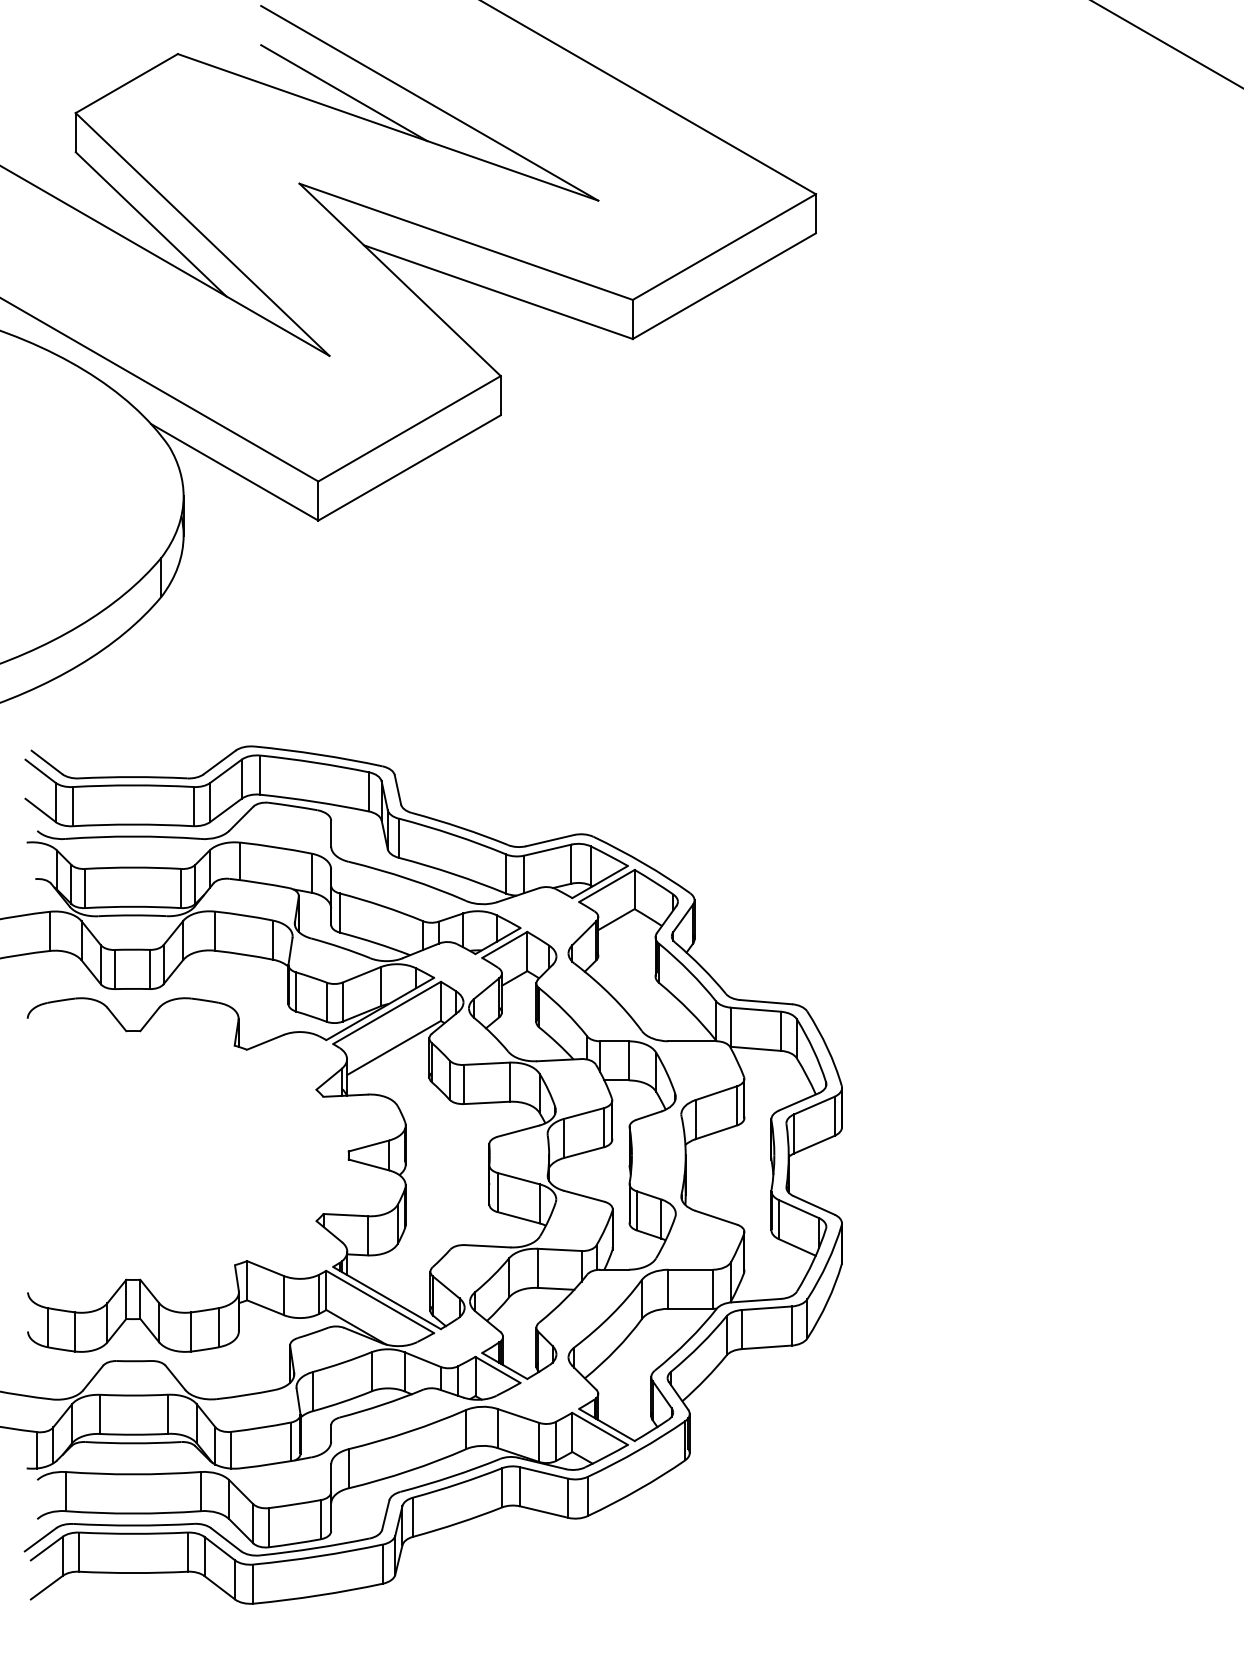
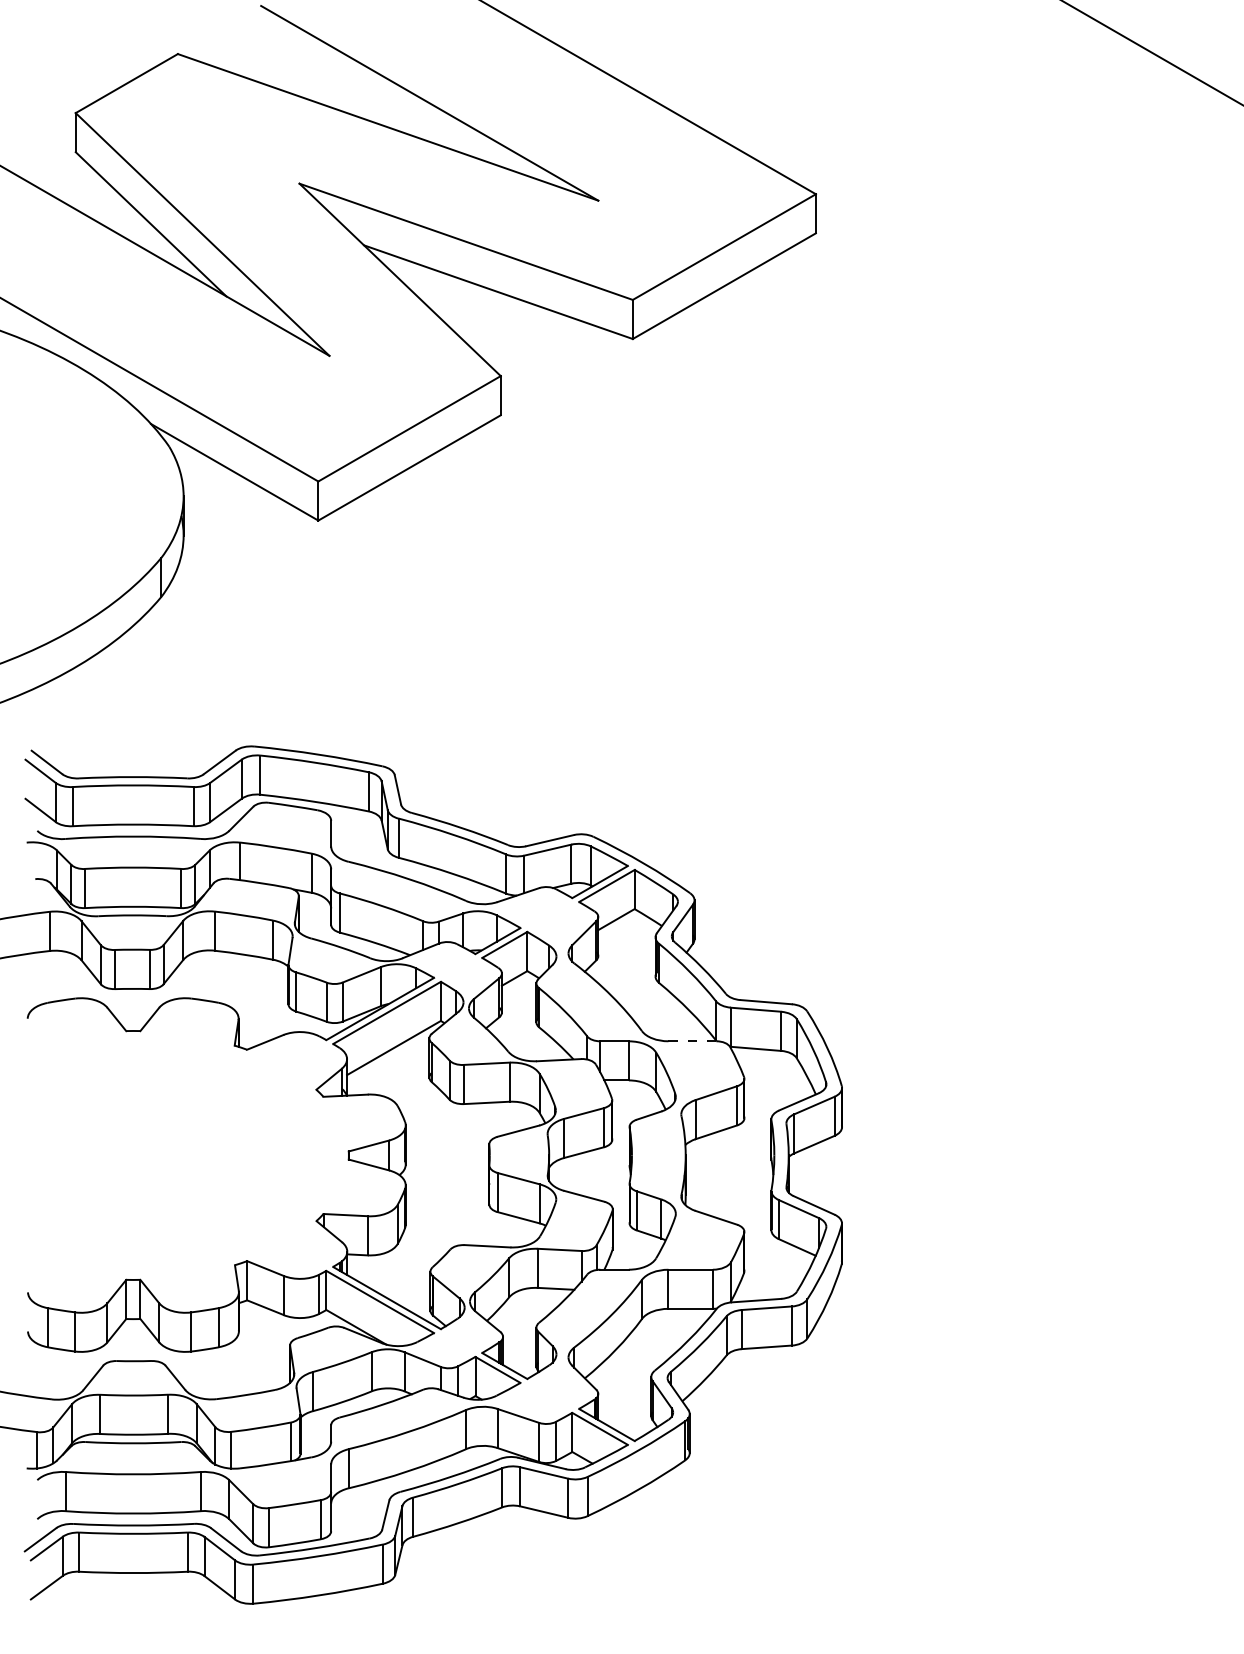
line position: (1166, 44) -> (1152, 53) (1152, 53)
line: present -> none (344, 93)
line: solid -> dashed (692, 1041)
